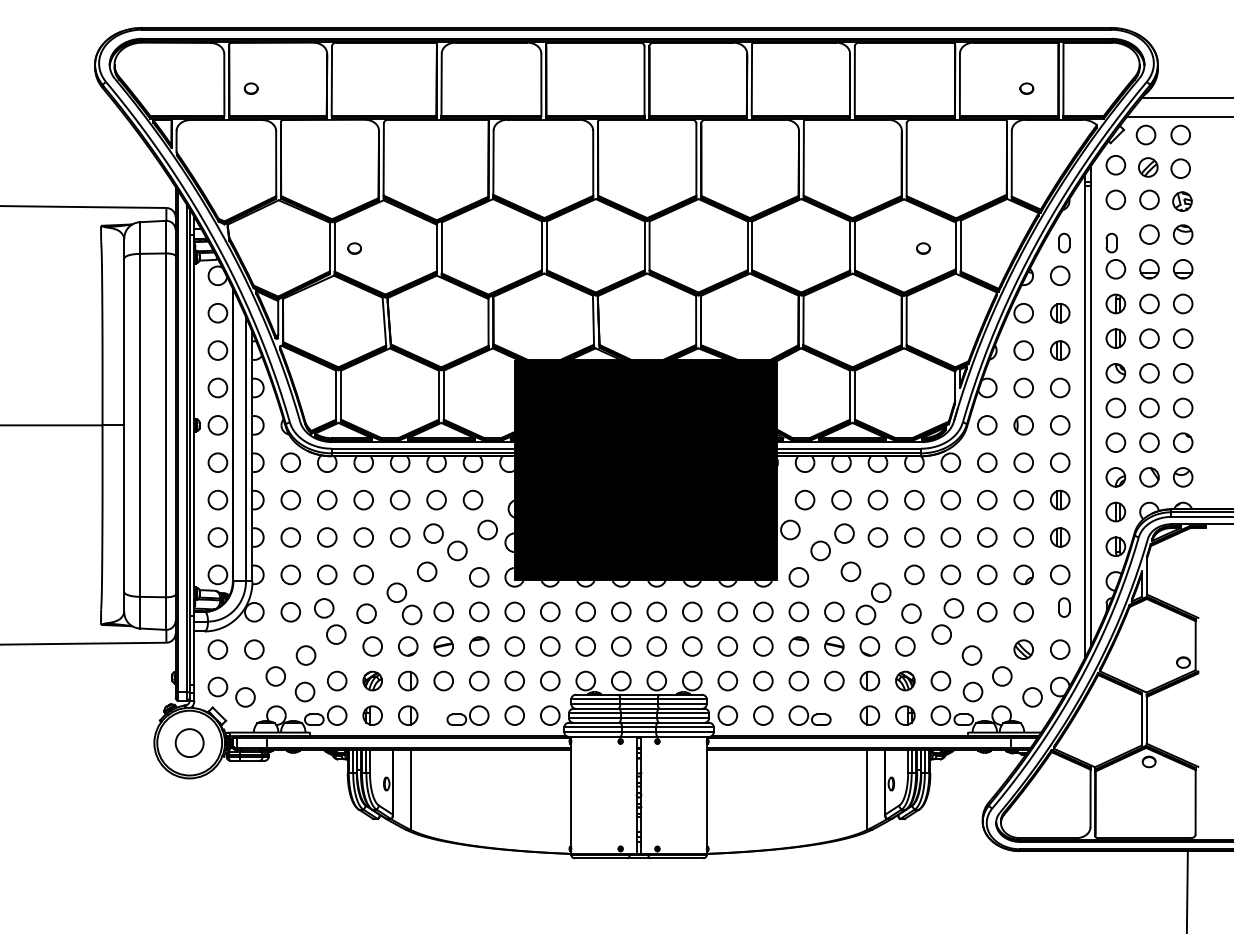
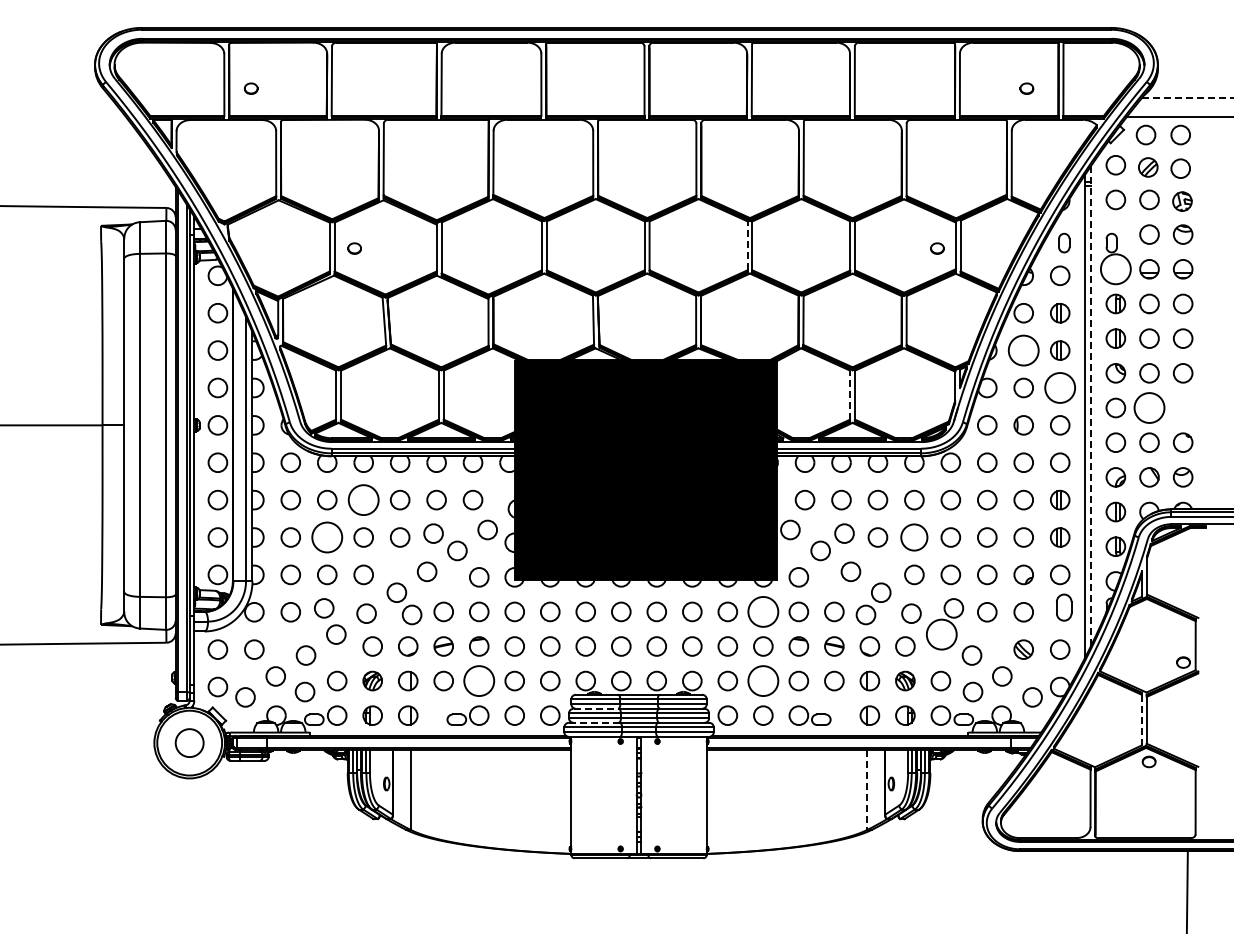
line: solid -> dashed (1188, 97)
line: solid -> dashed (747, 245)
part position: (923, 248) -> (937, 248) (937, 248)
circle diameter: 19 px -> 30 px (1115, 269)
circle diameter: 19 px -> 30 px (1023, 350)
circle diameter: 19 px -> 30 px (1060, 387)
line: solid -> dashed (850, 395)
line: solid -> dashed (1090, 407)
circle diameter: 19 px -> 30 px (1149, 407)
circle: present -> none (1183, 407)
circle diameter: 19 px -> 30 px (363, 500)
circle diameter: 19 px -> 30 px (327, 537)
circle size: 21x21 px -> 29x29 px (914, 537)
part size: 13x21 px -> 17x29 px (1064, 607)
circle diameter: 19 px -> 30 px (763, 611)
circle diameter: 19 px -> 30 px (941, 634)
circle diameter: 19 px -> 30 px (479, 681)
circle diameter: 19 px -> 30 px (763, 681)
line: solid -> dashed (596, 708)
line: solid -> dashed (1141, 720)
line: solid -> dashed (594, 722)
line: solid -> dashed (867, 790)
